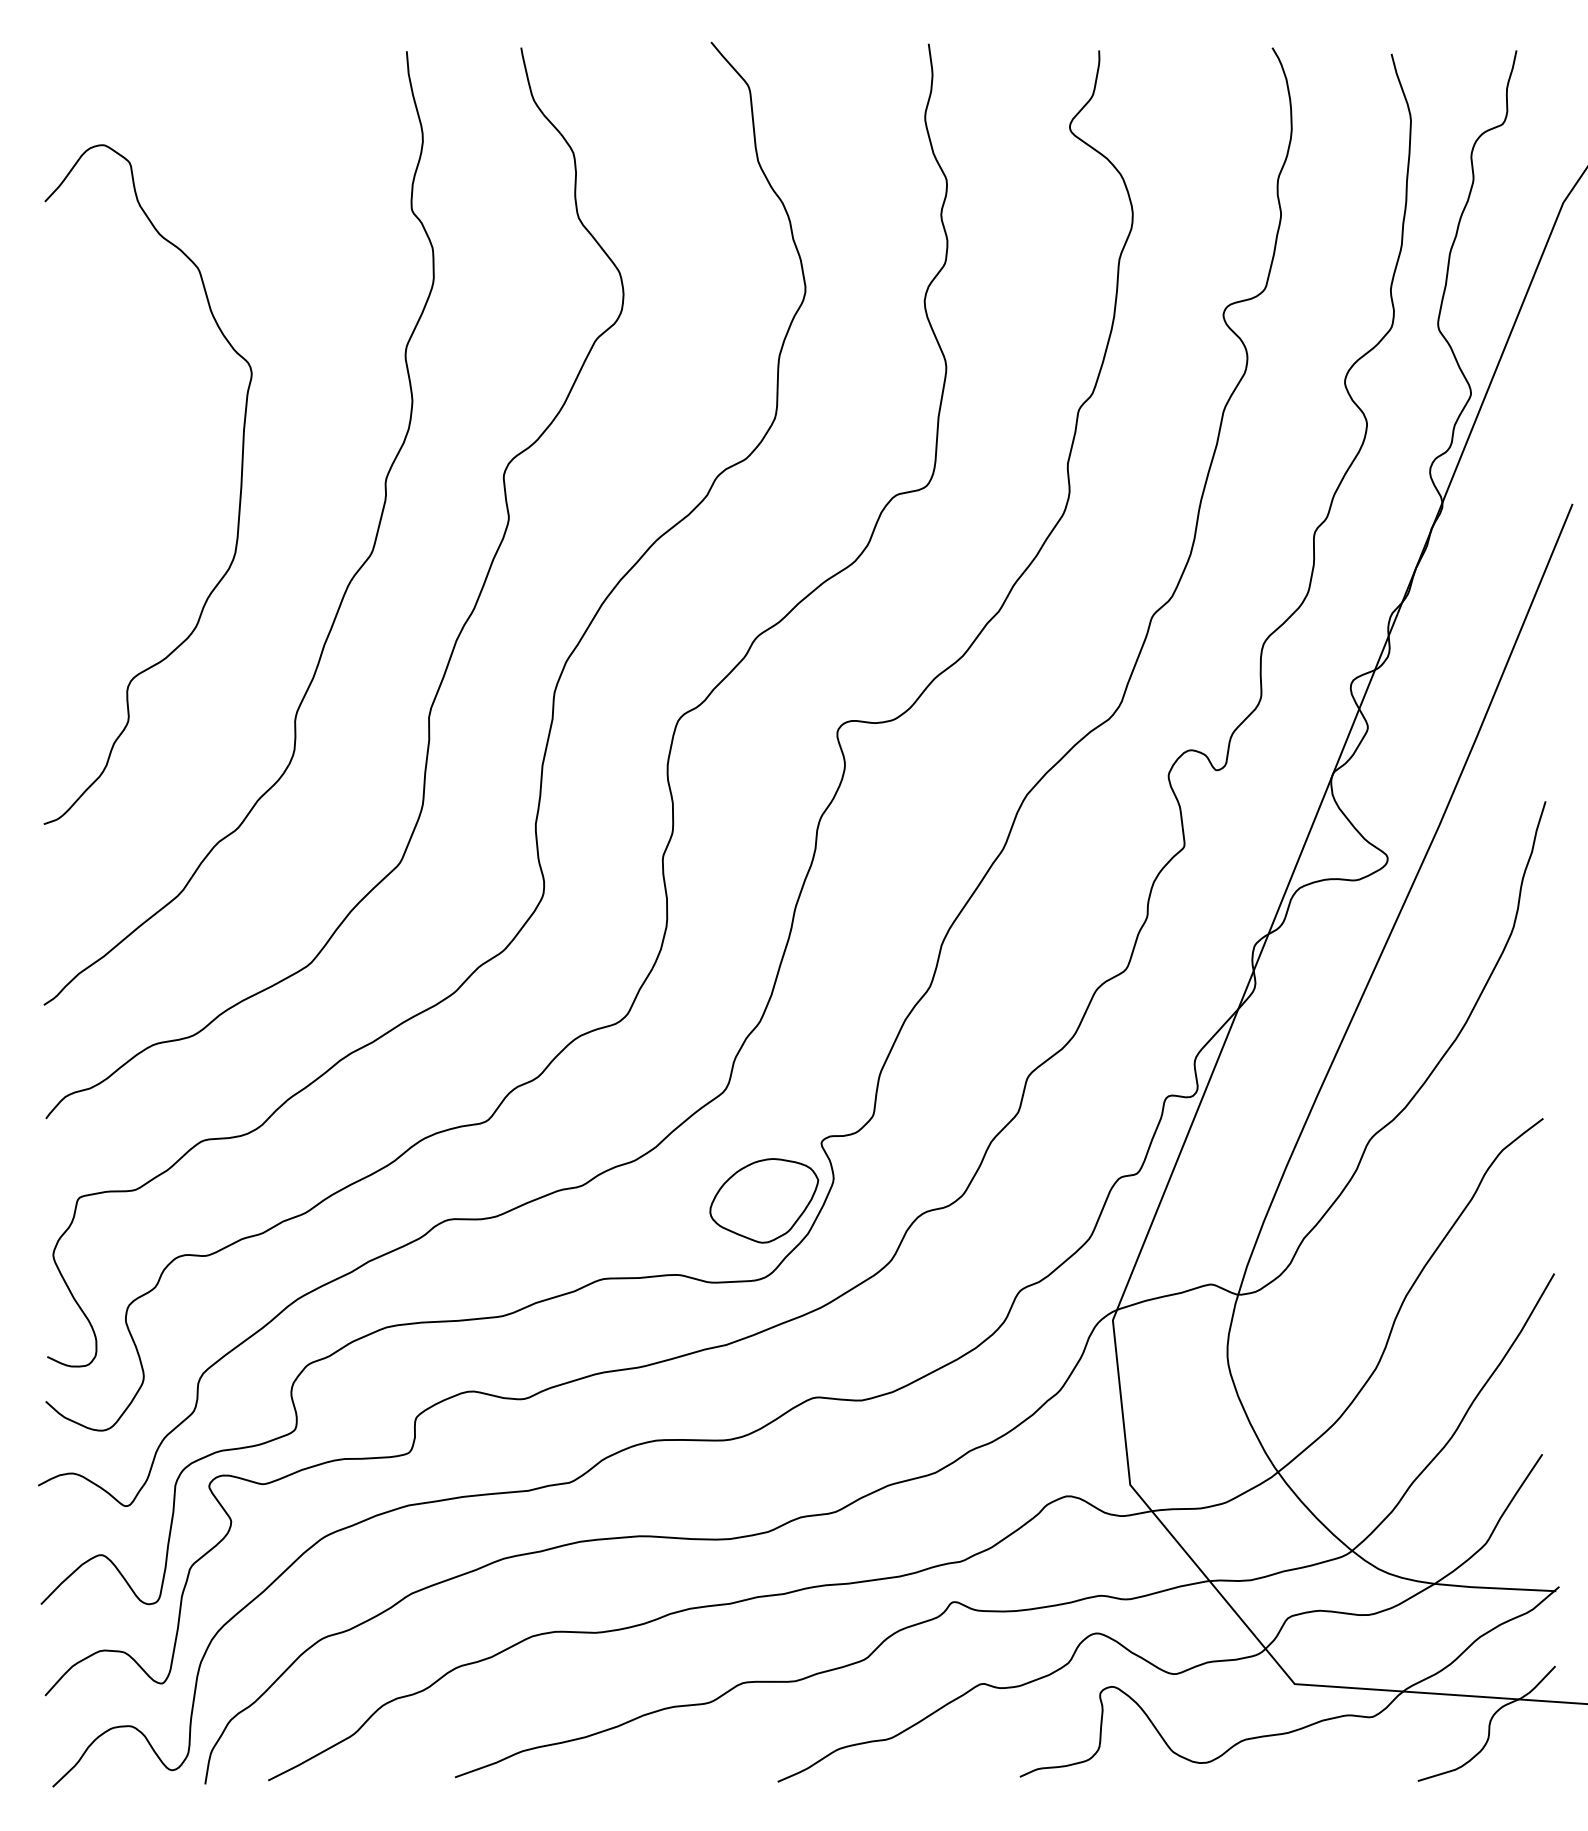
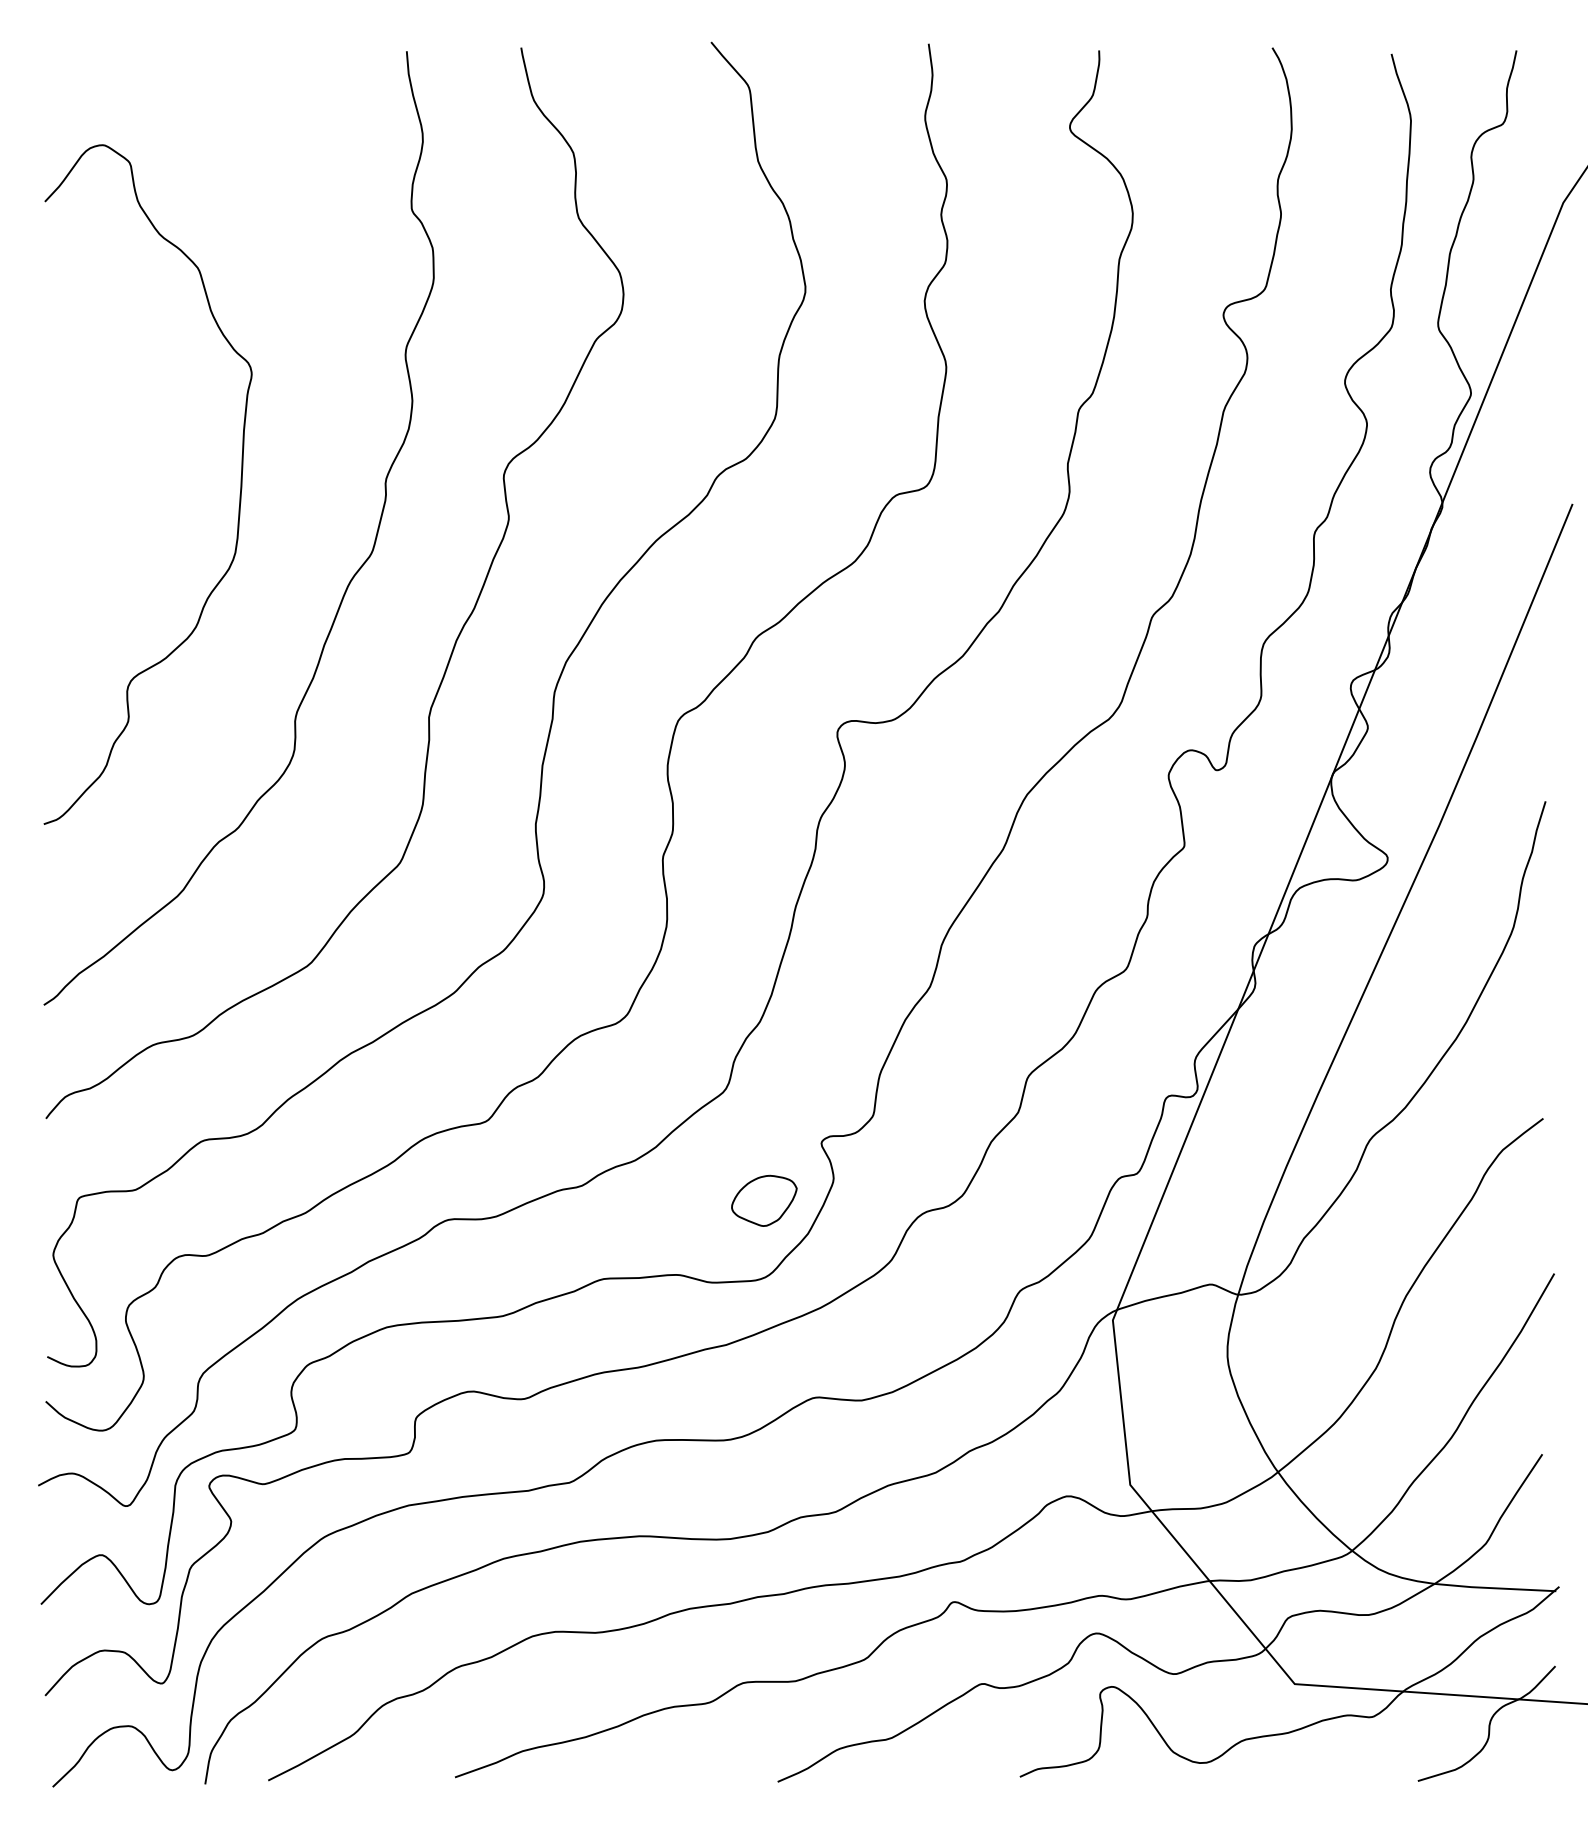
part size: 111x86 px -> 67x53 px (764, 1200)
